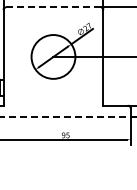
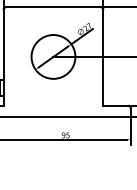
line: dashed -> solid (53, 7)
line: dashed -> solid (65, 117)
